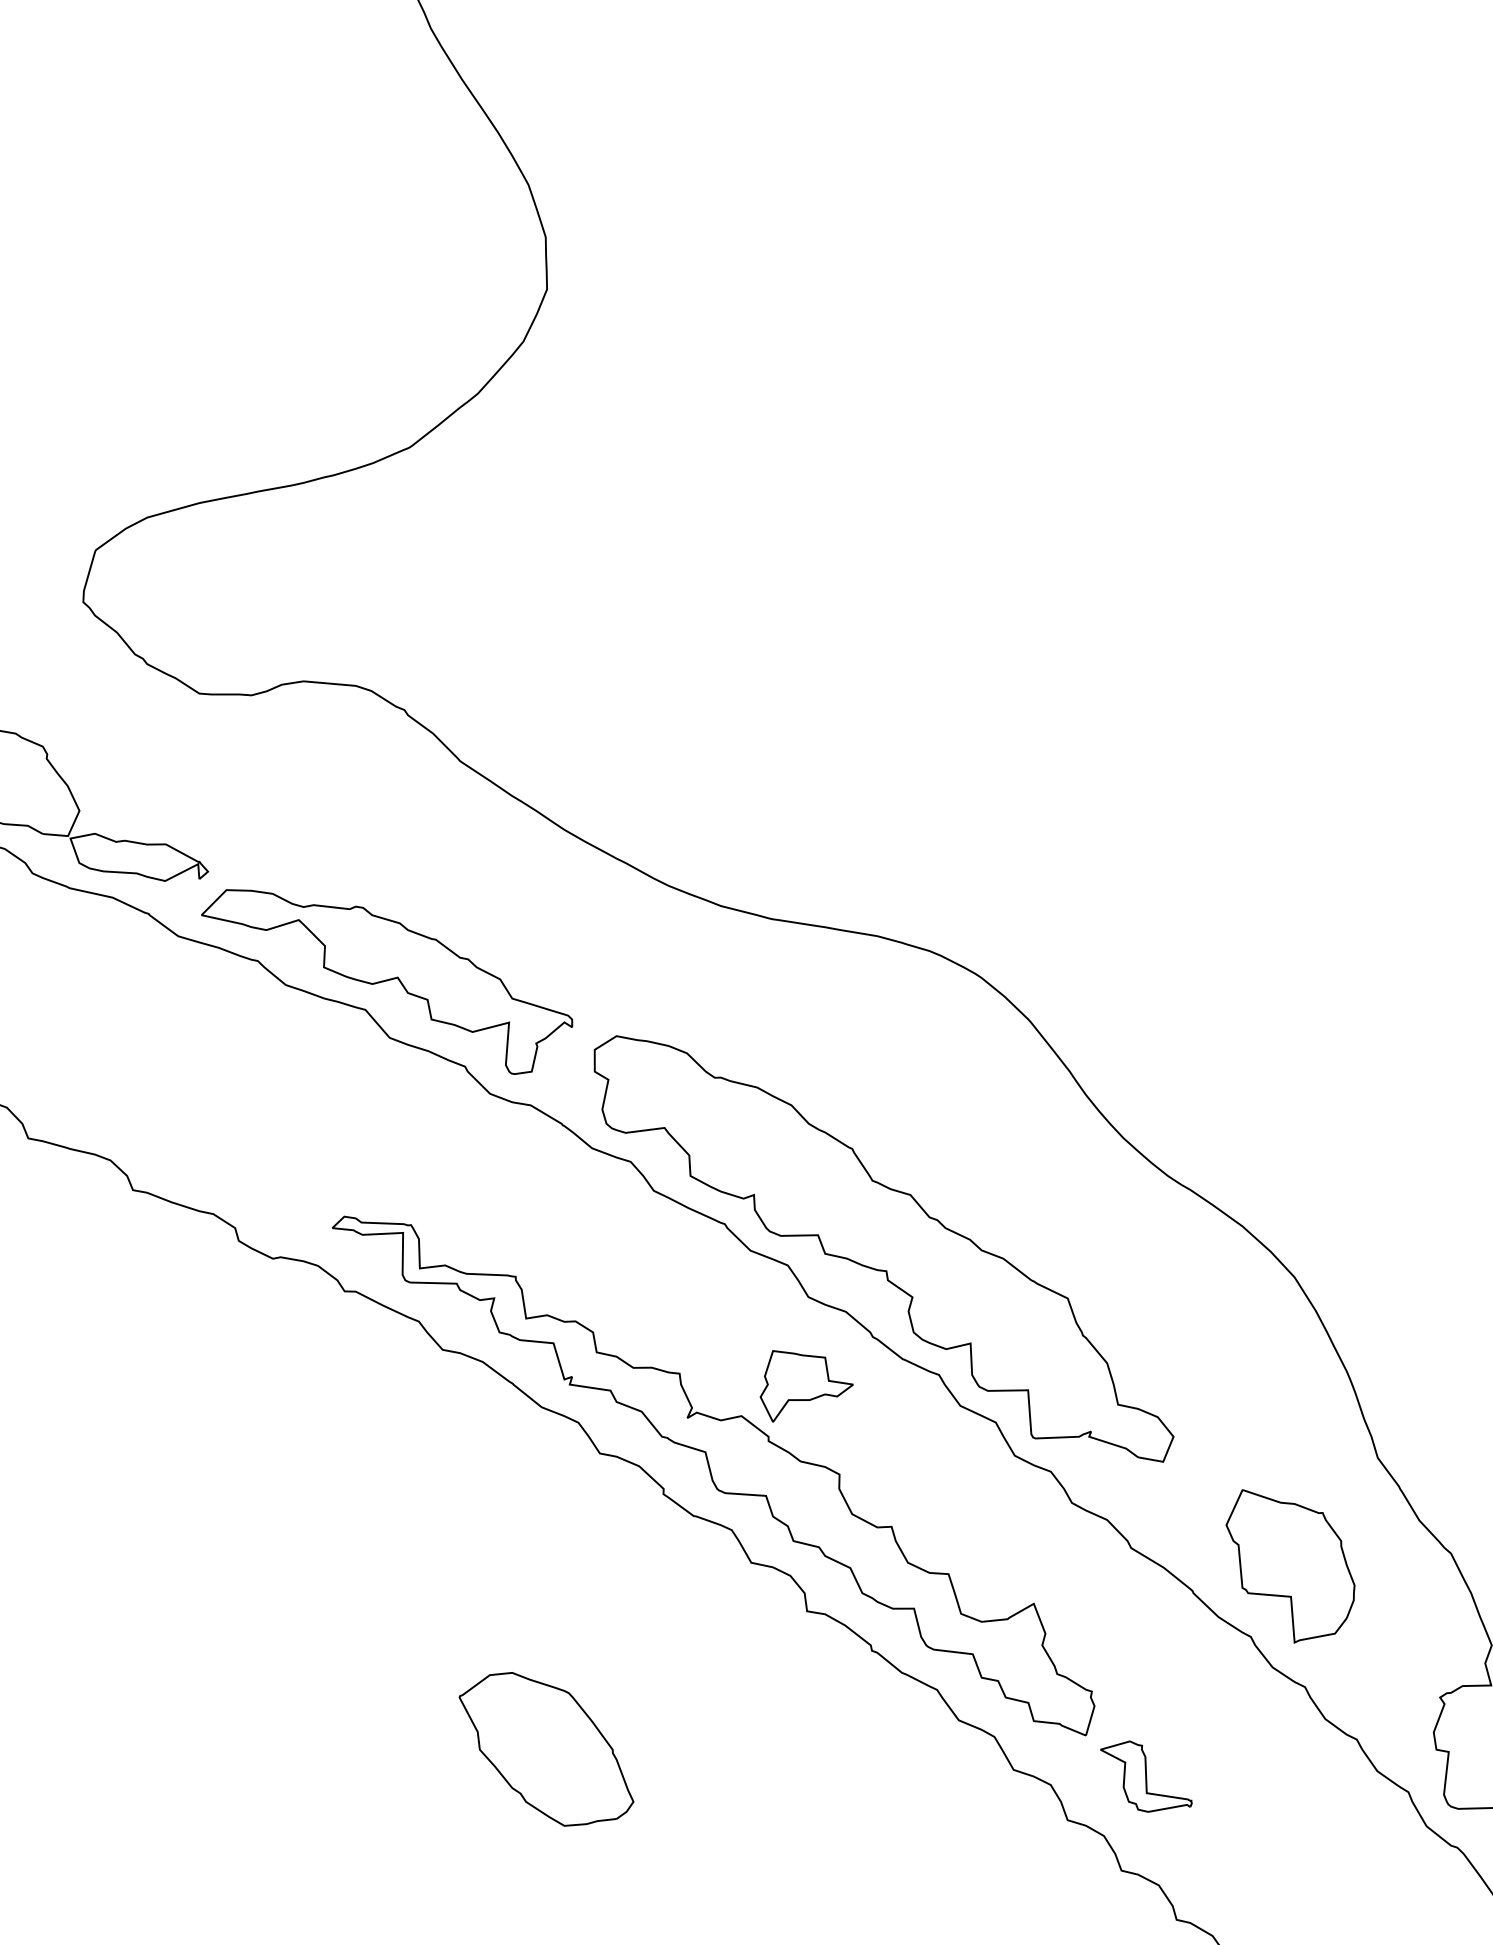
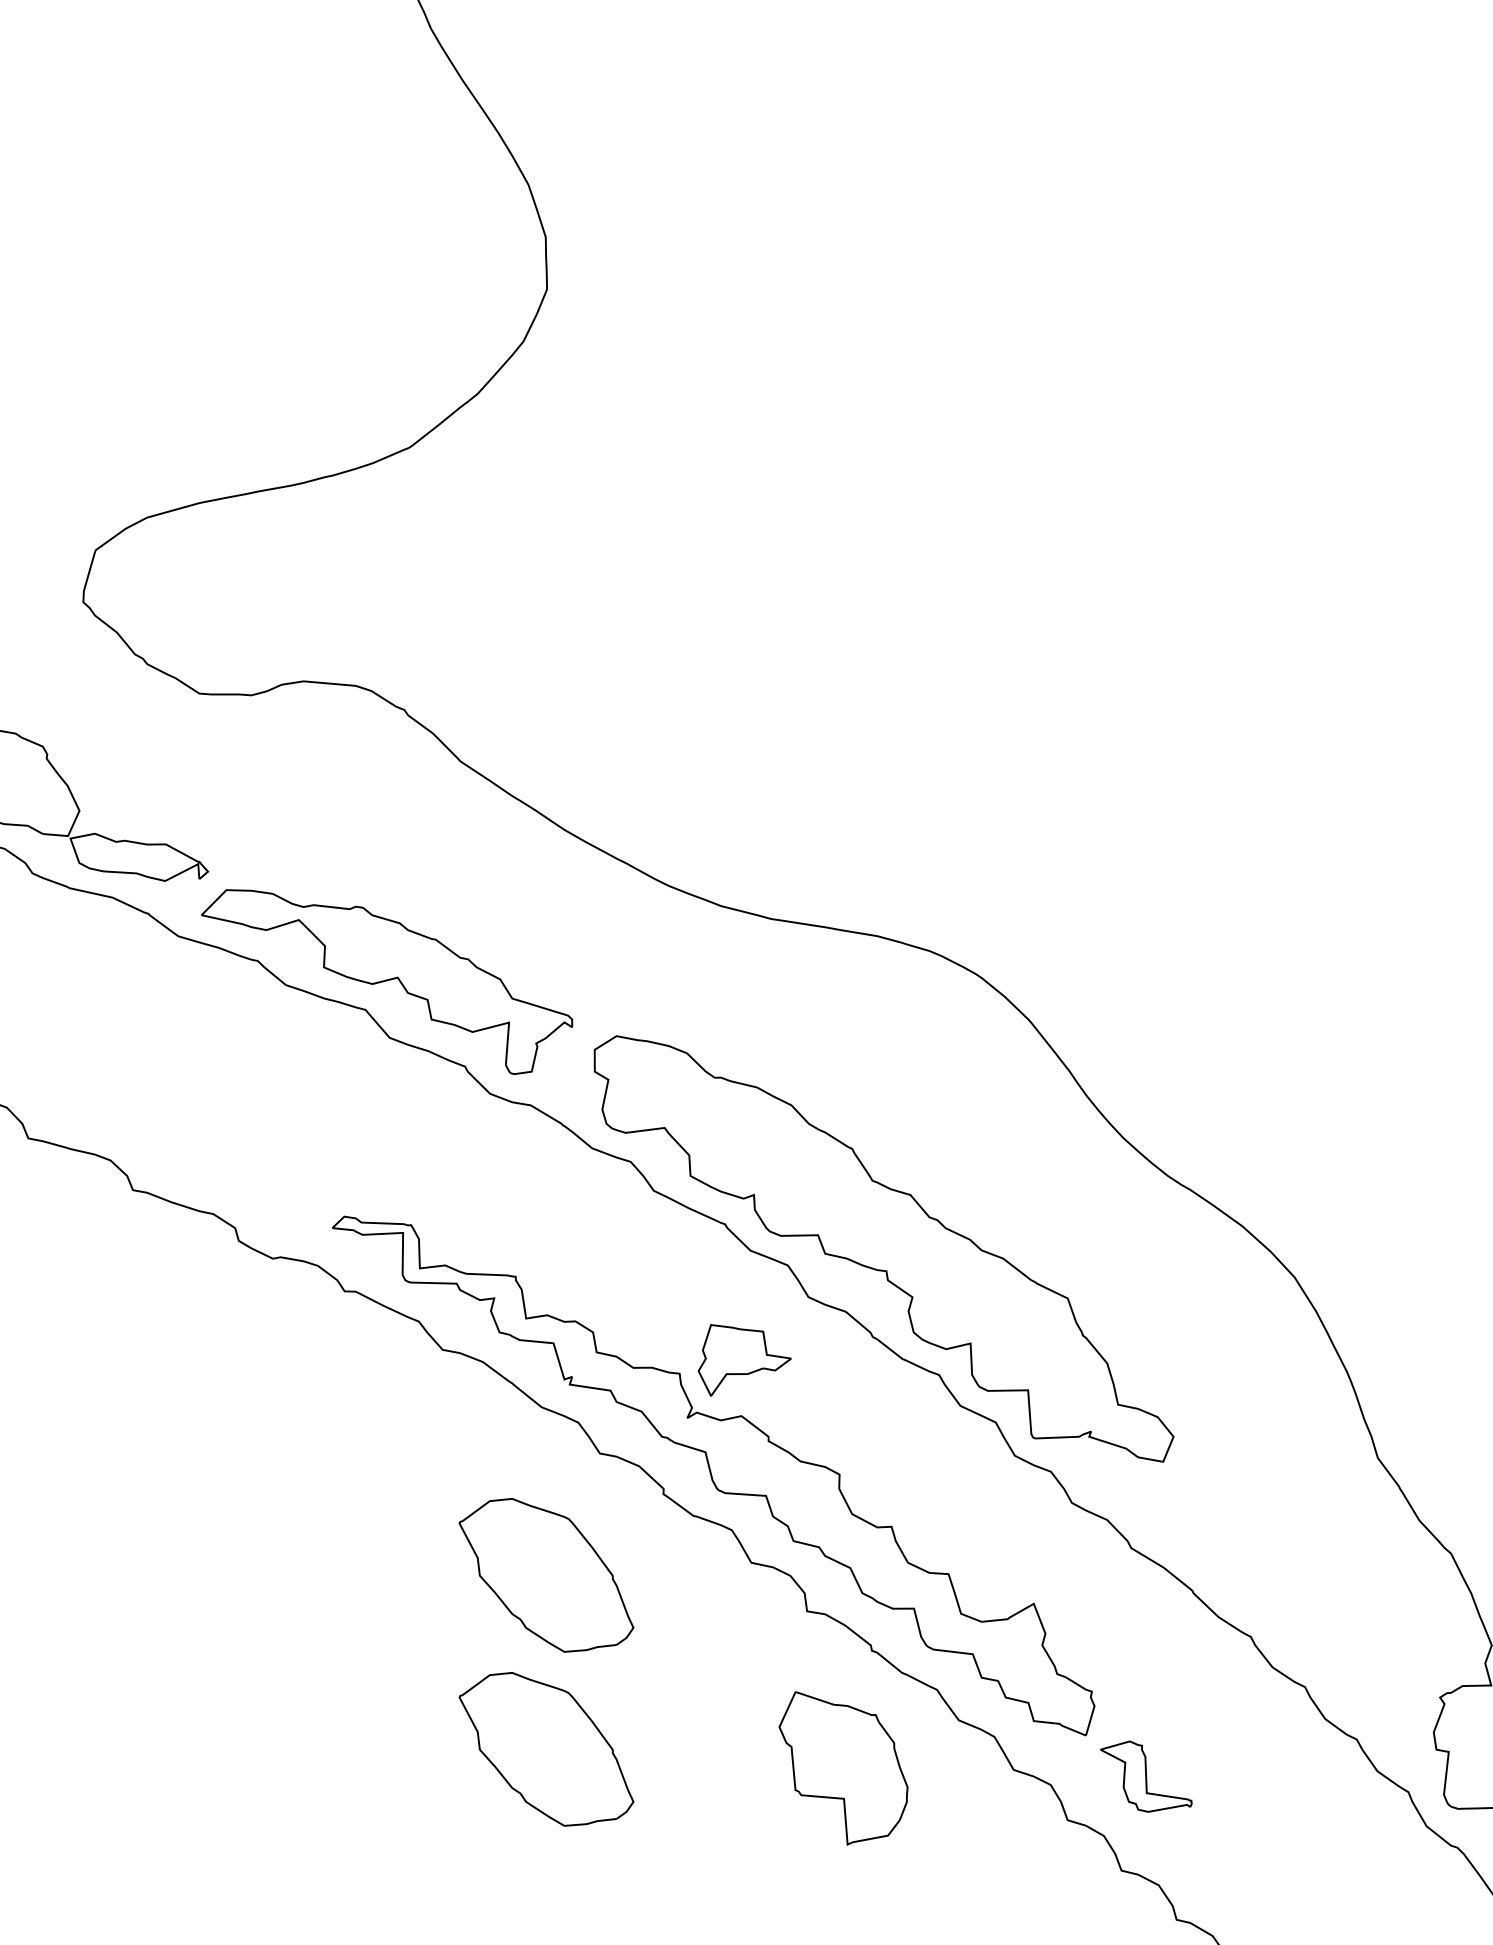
part position: (806, 1386) -> (744, 1360) (744, 1360)
part position: (1290, 1566) -> (843, 1768) (843, 1768)
part: none -> present (546, 1575)
